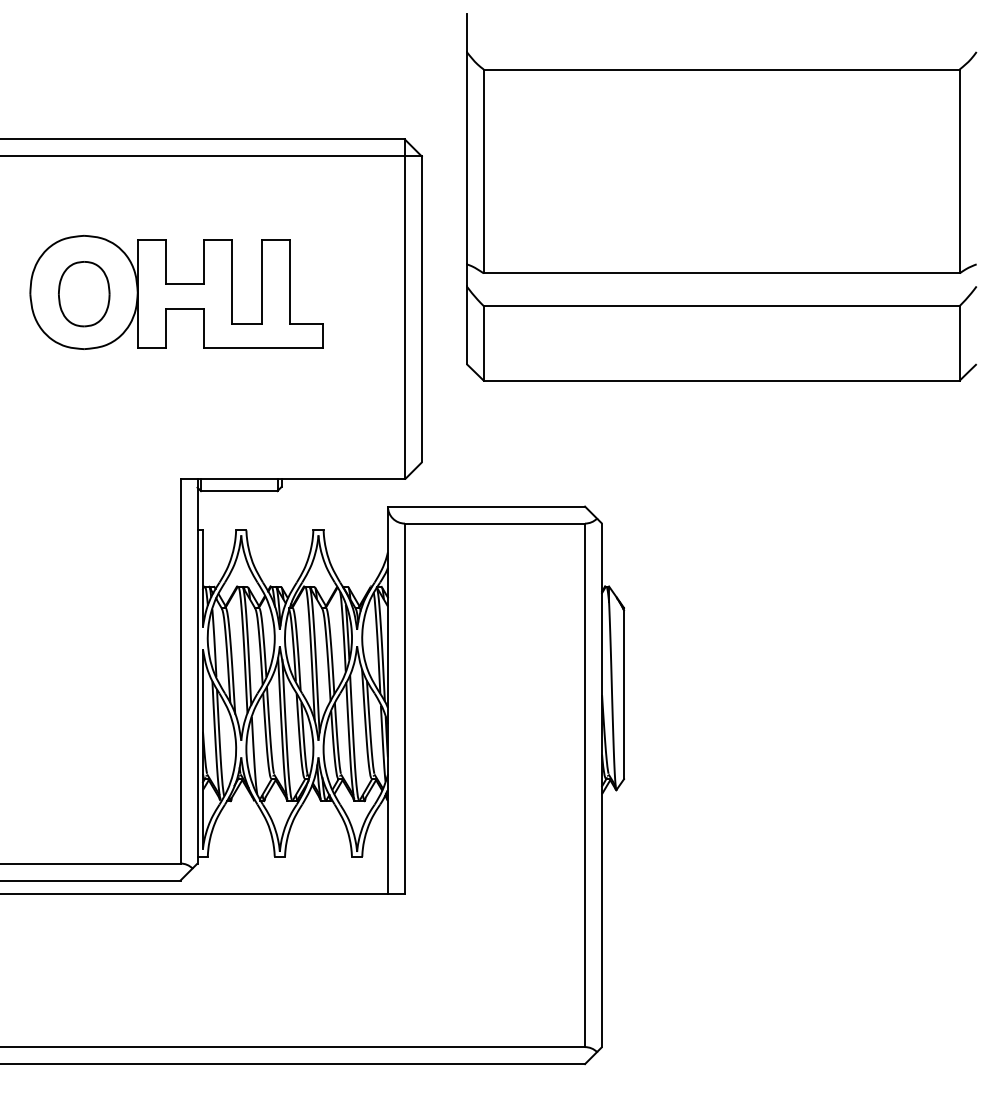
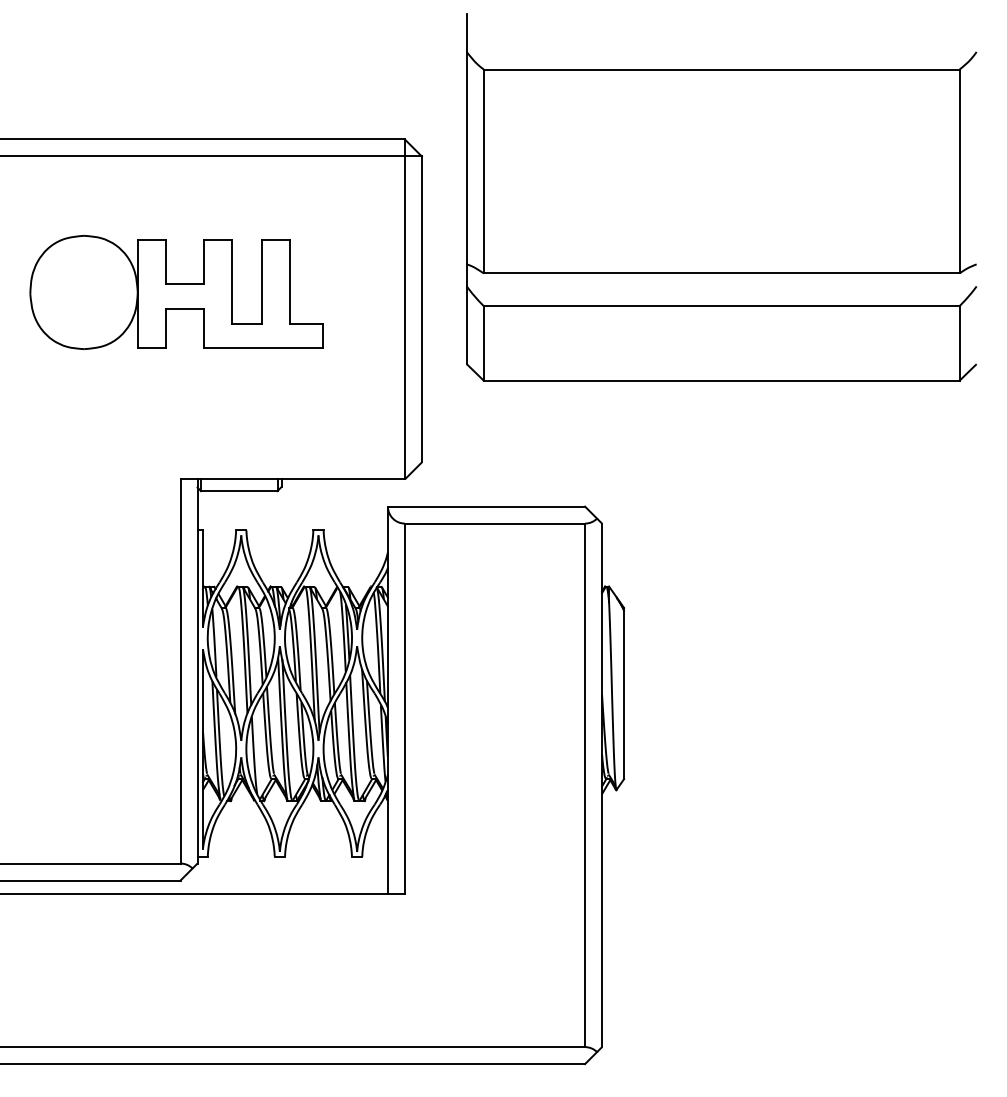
part: present -> none (84, 294)
